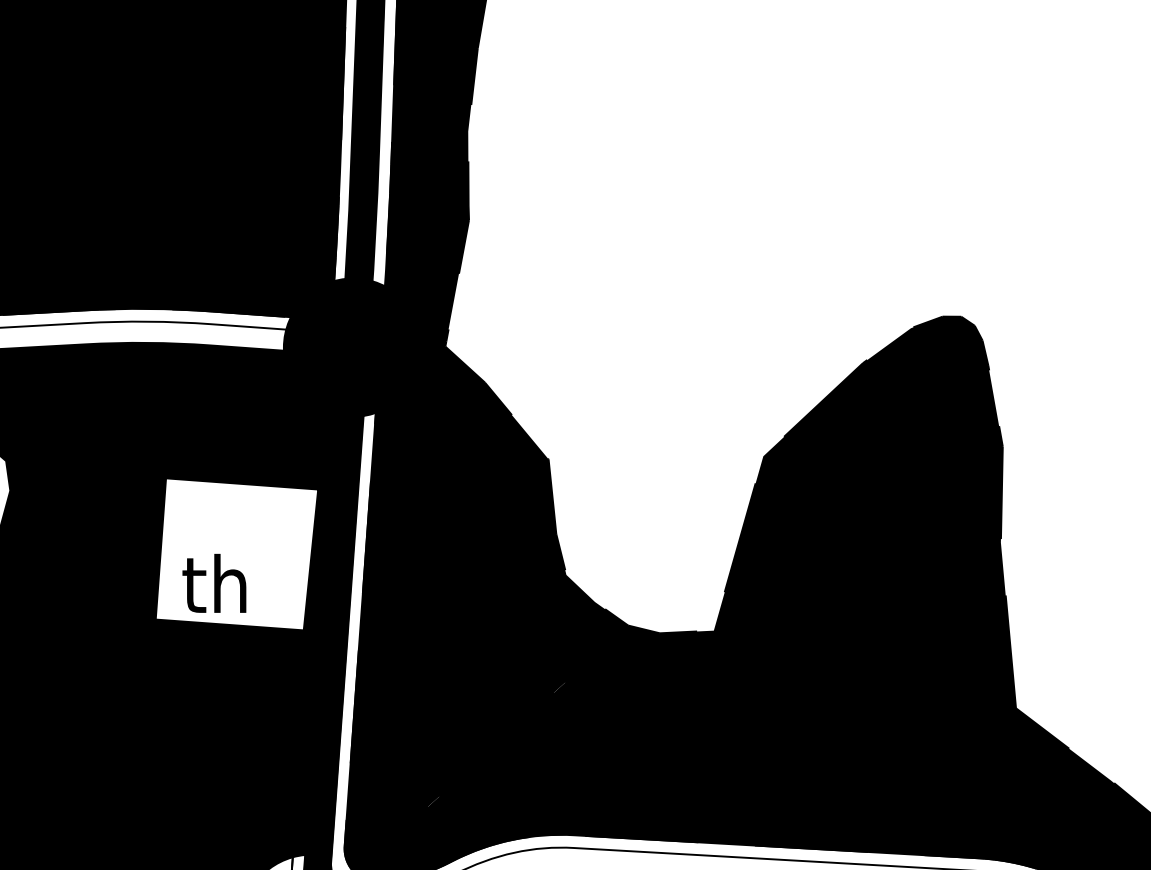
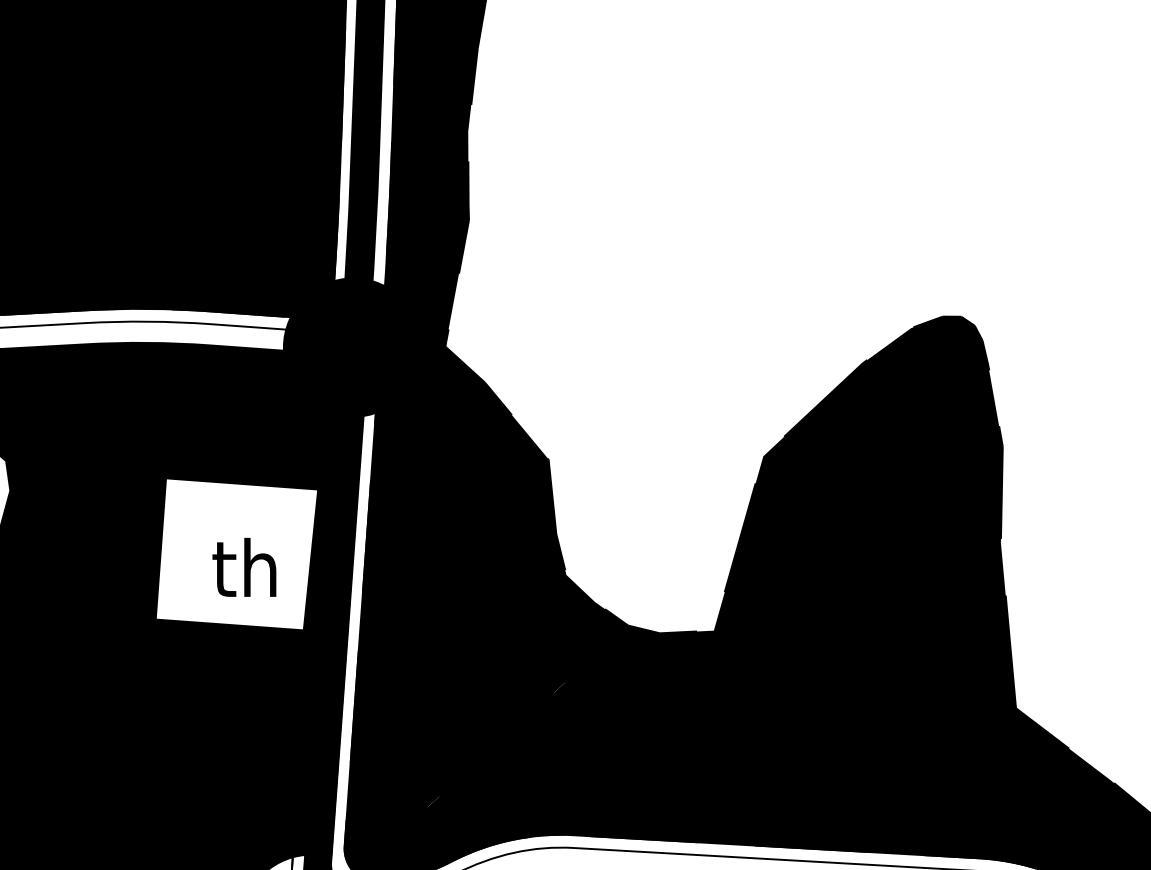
text position: (214, 582) -> (244, 566) (244, 566)
